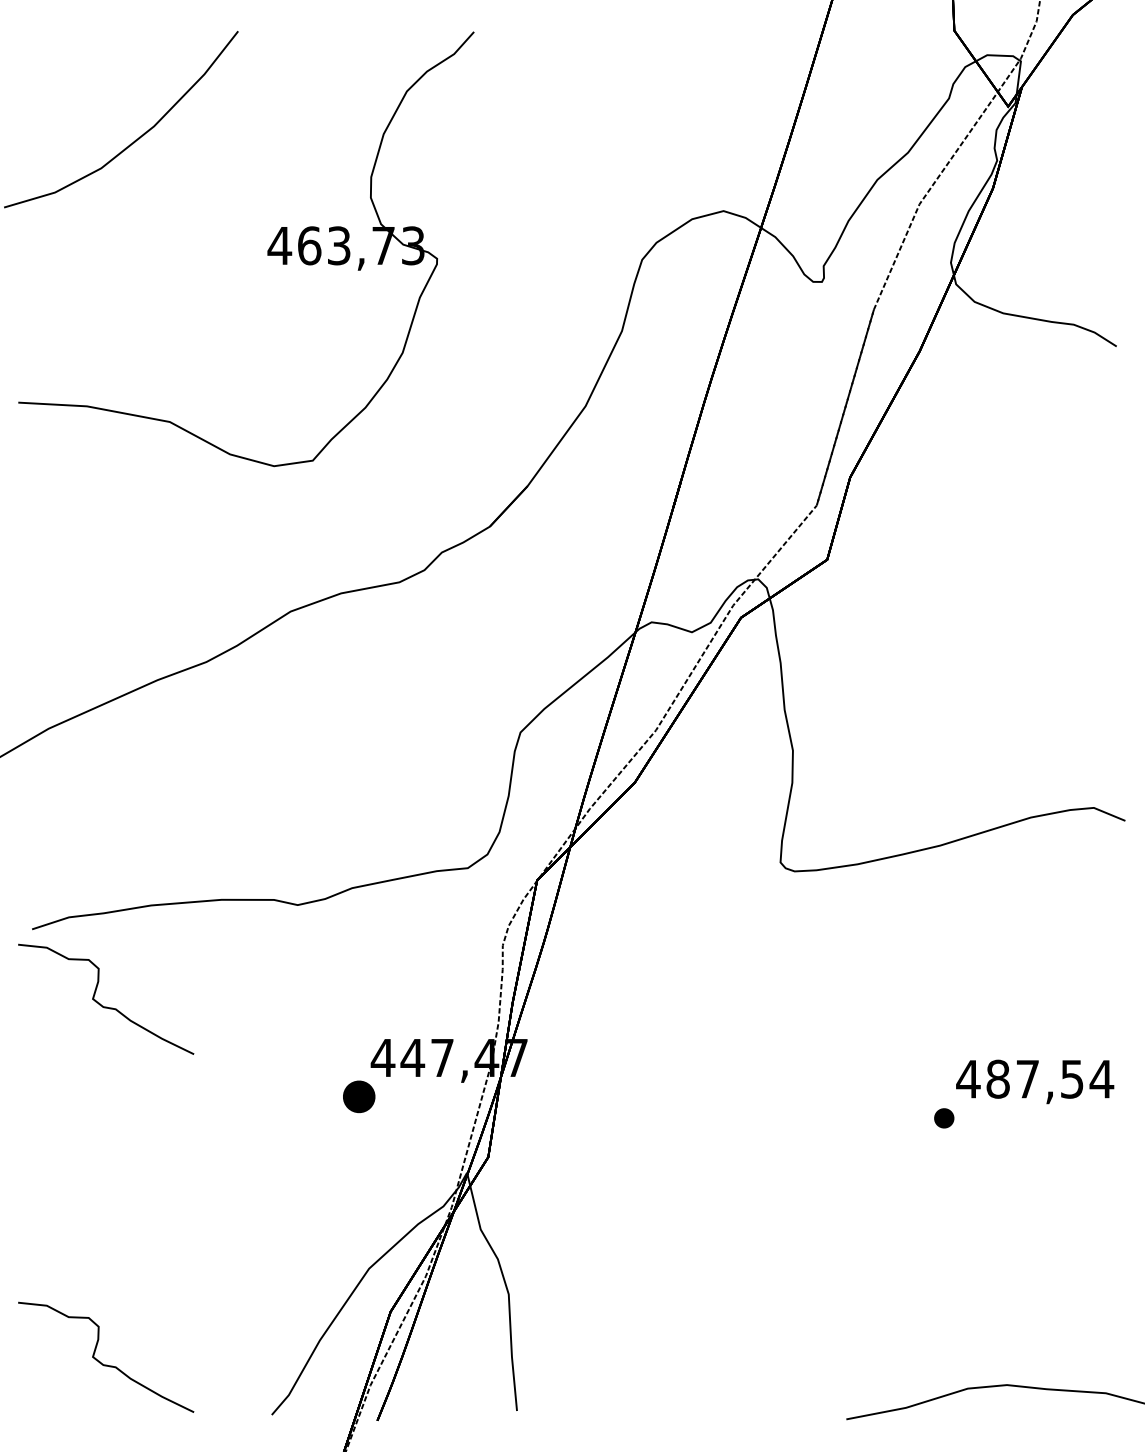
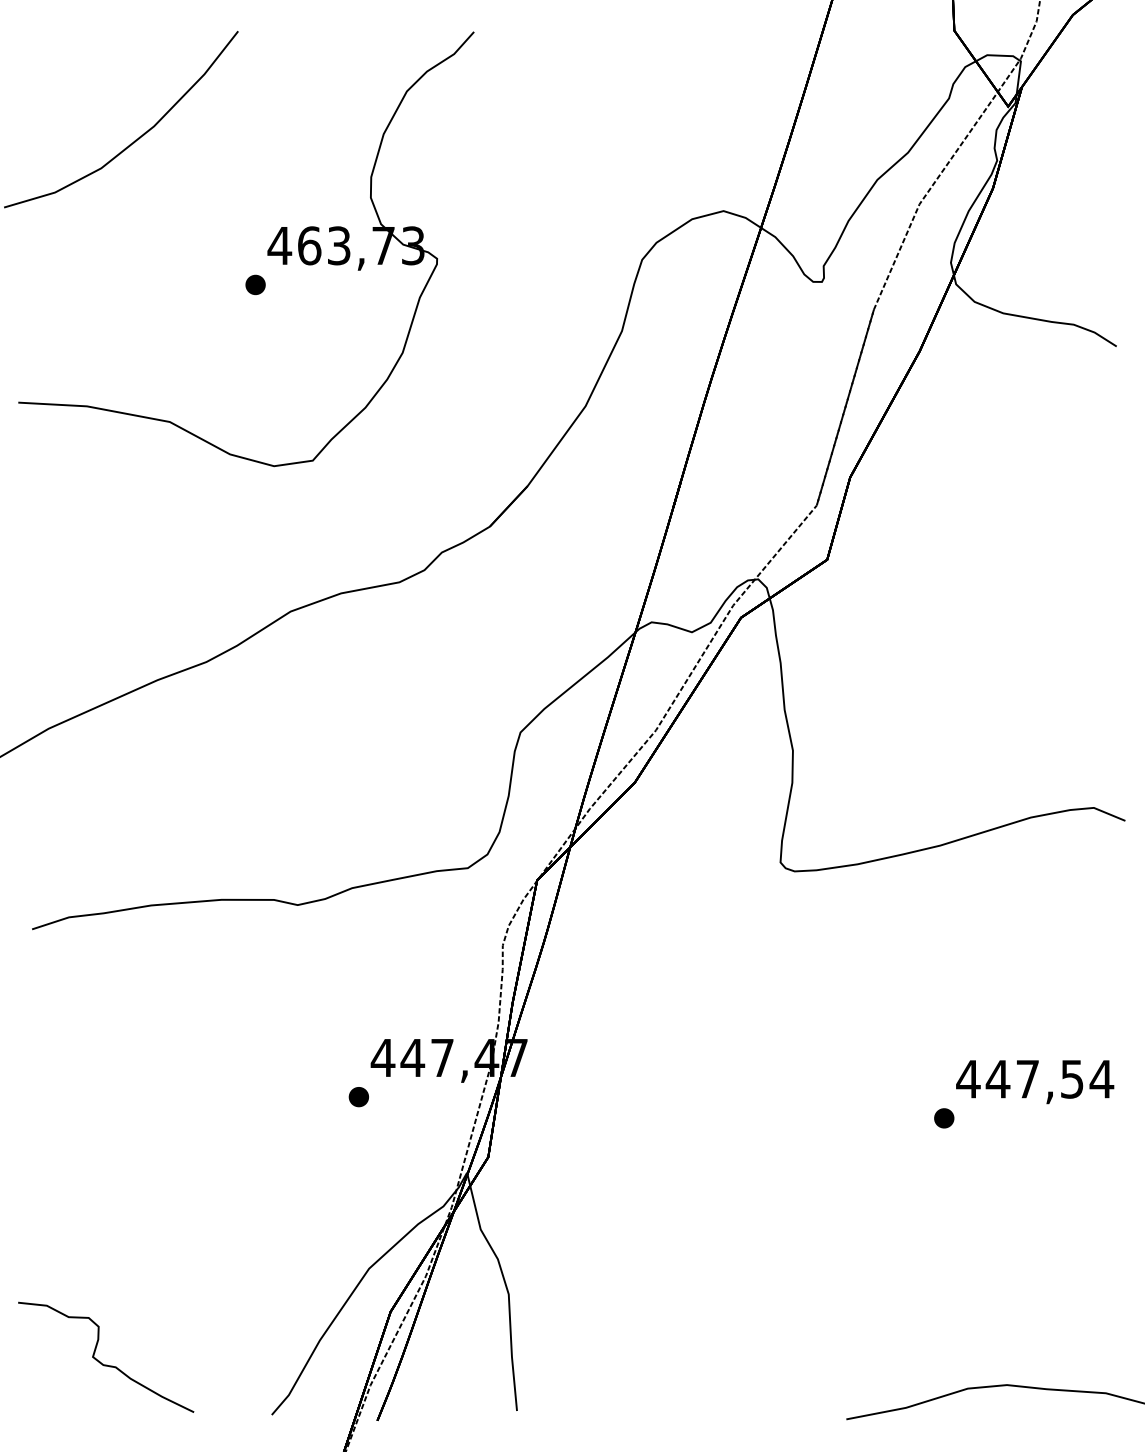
part: none -> present (255, 284)
curve: present -> none (103, 1005)
text: 487,54 -> 447,54 (997, 1078)
part size: 33x34 px -> 21x21 px (358, 1097)
